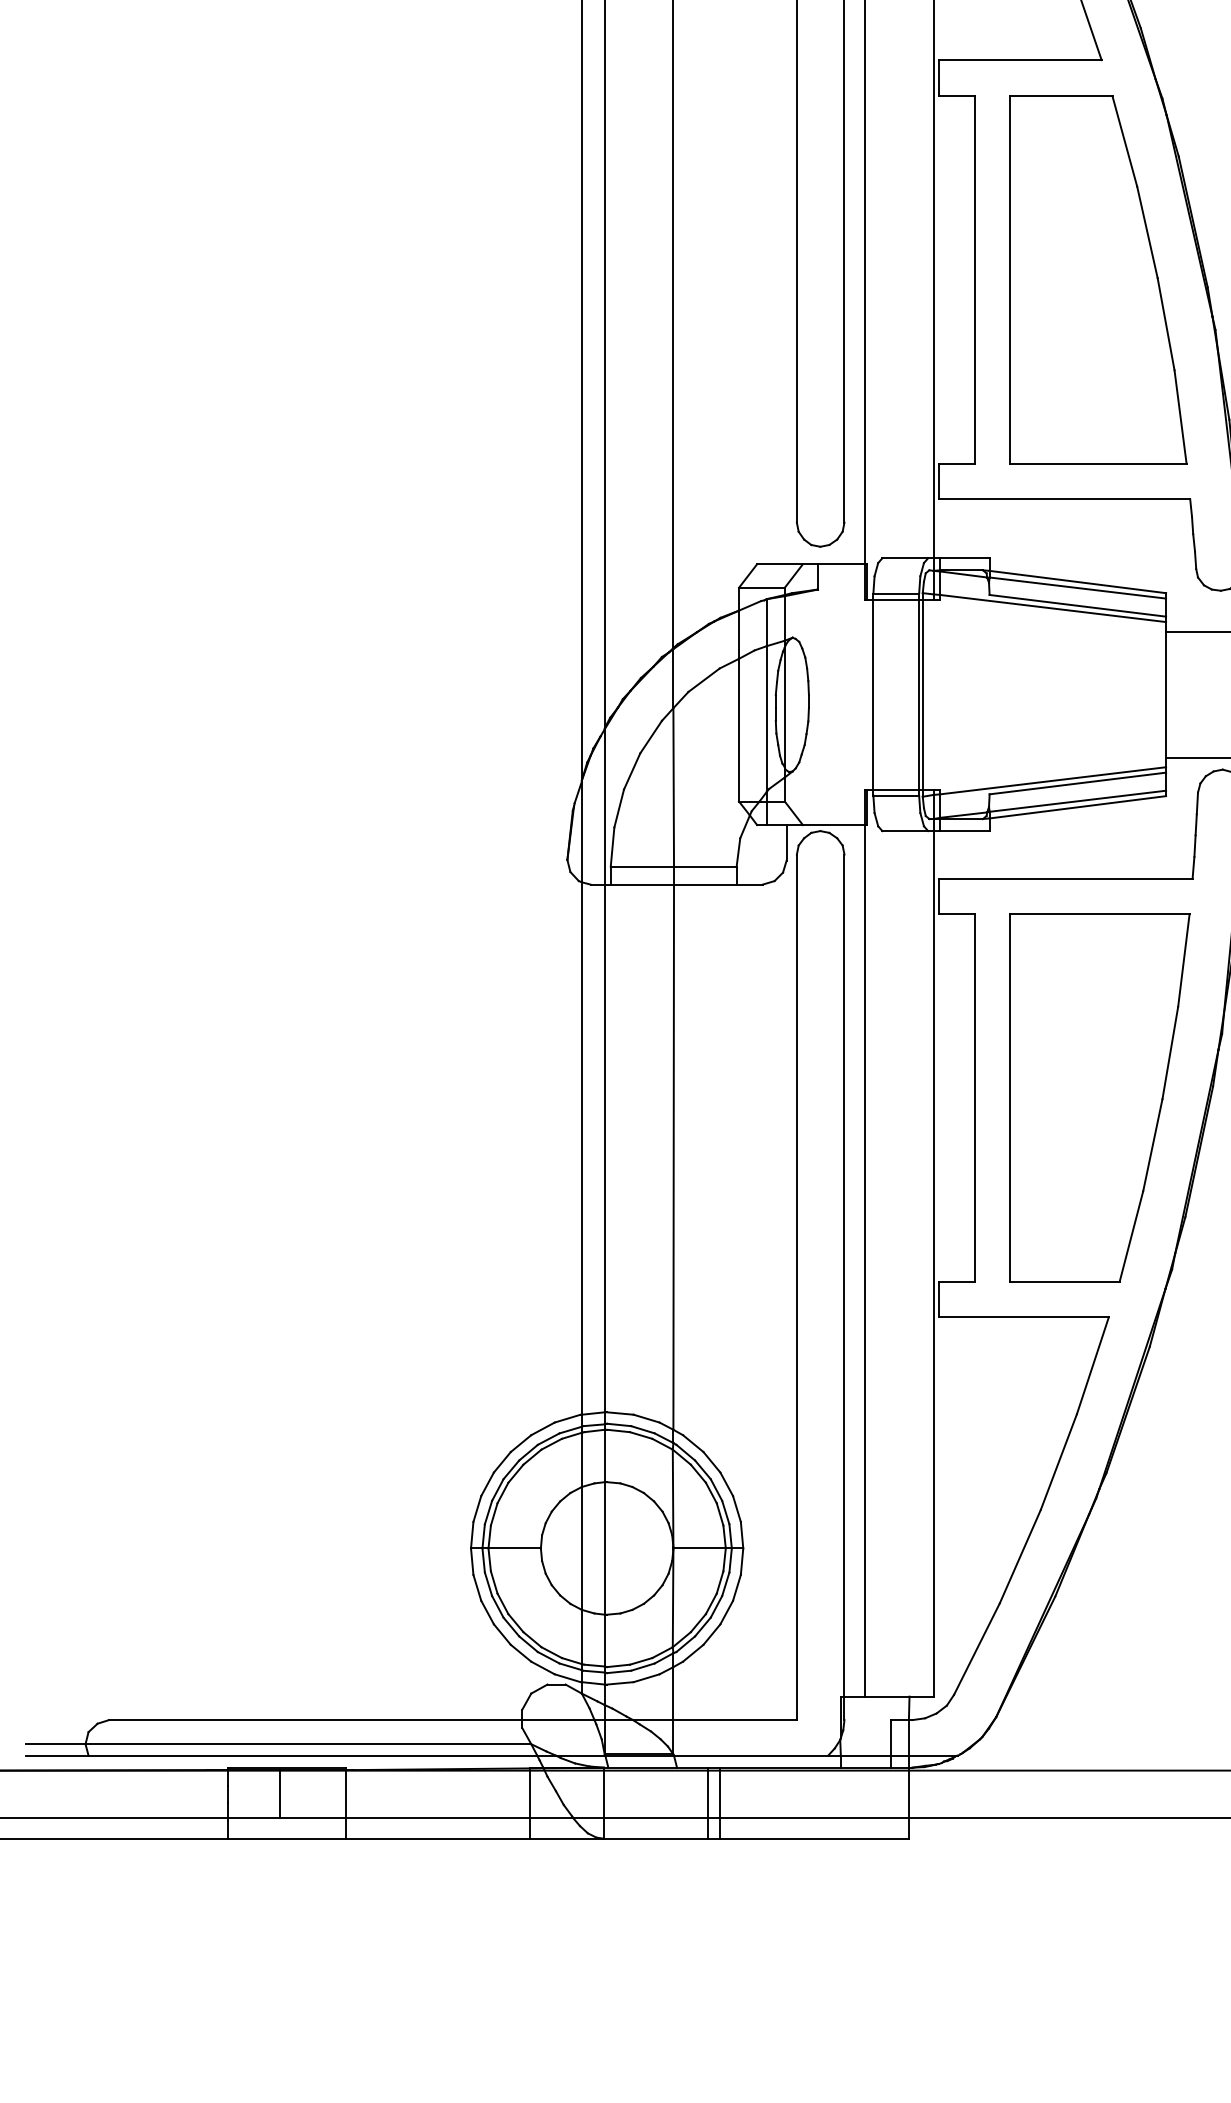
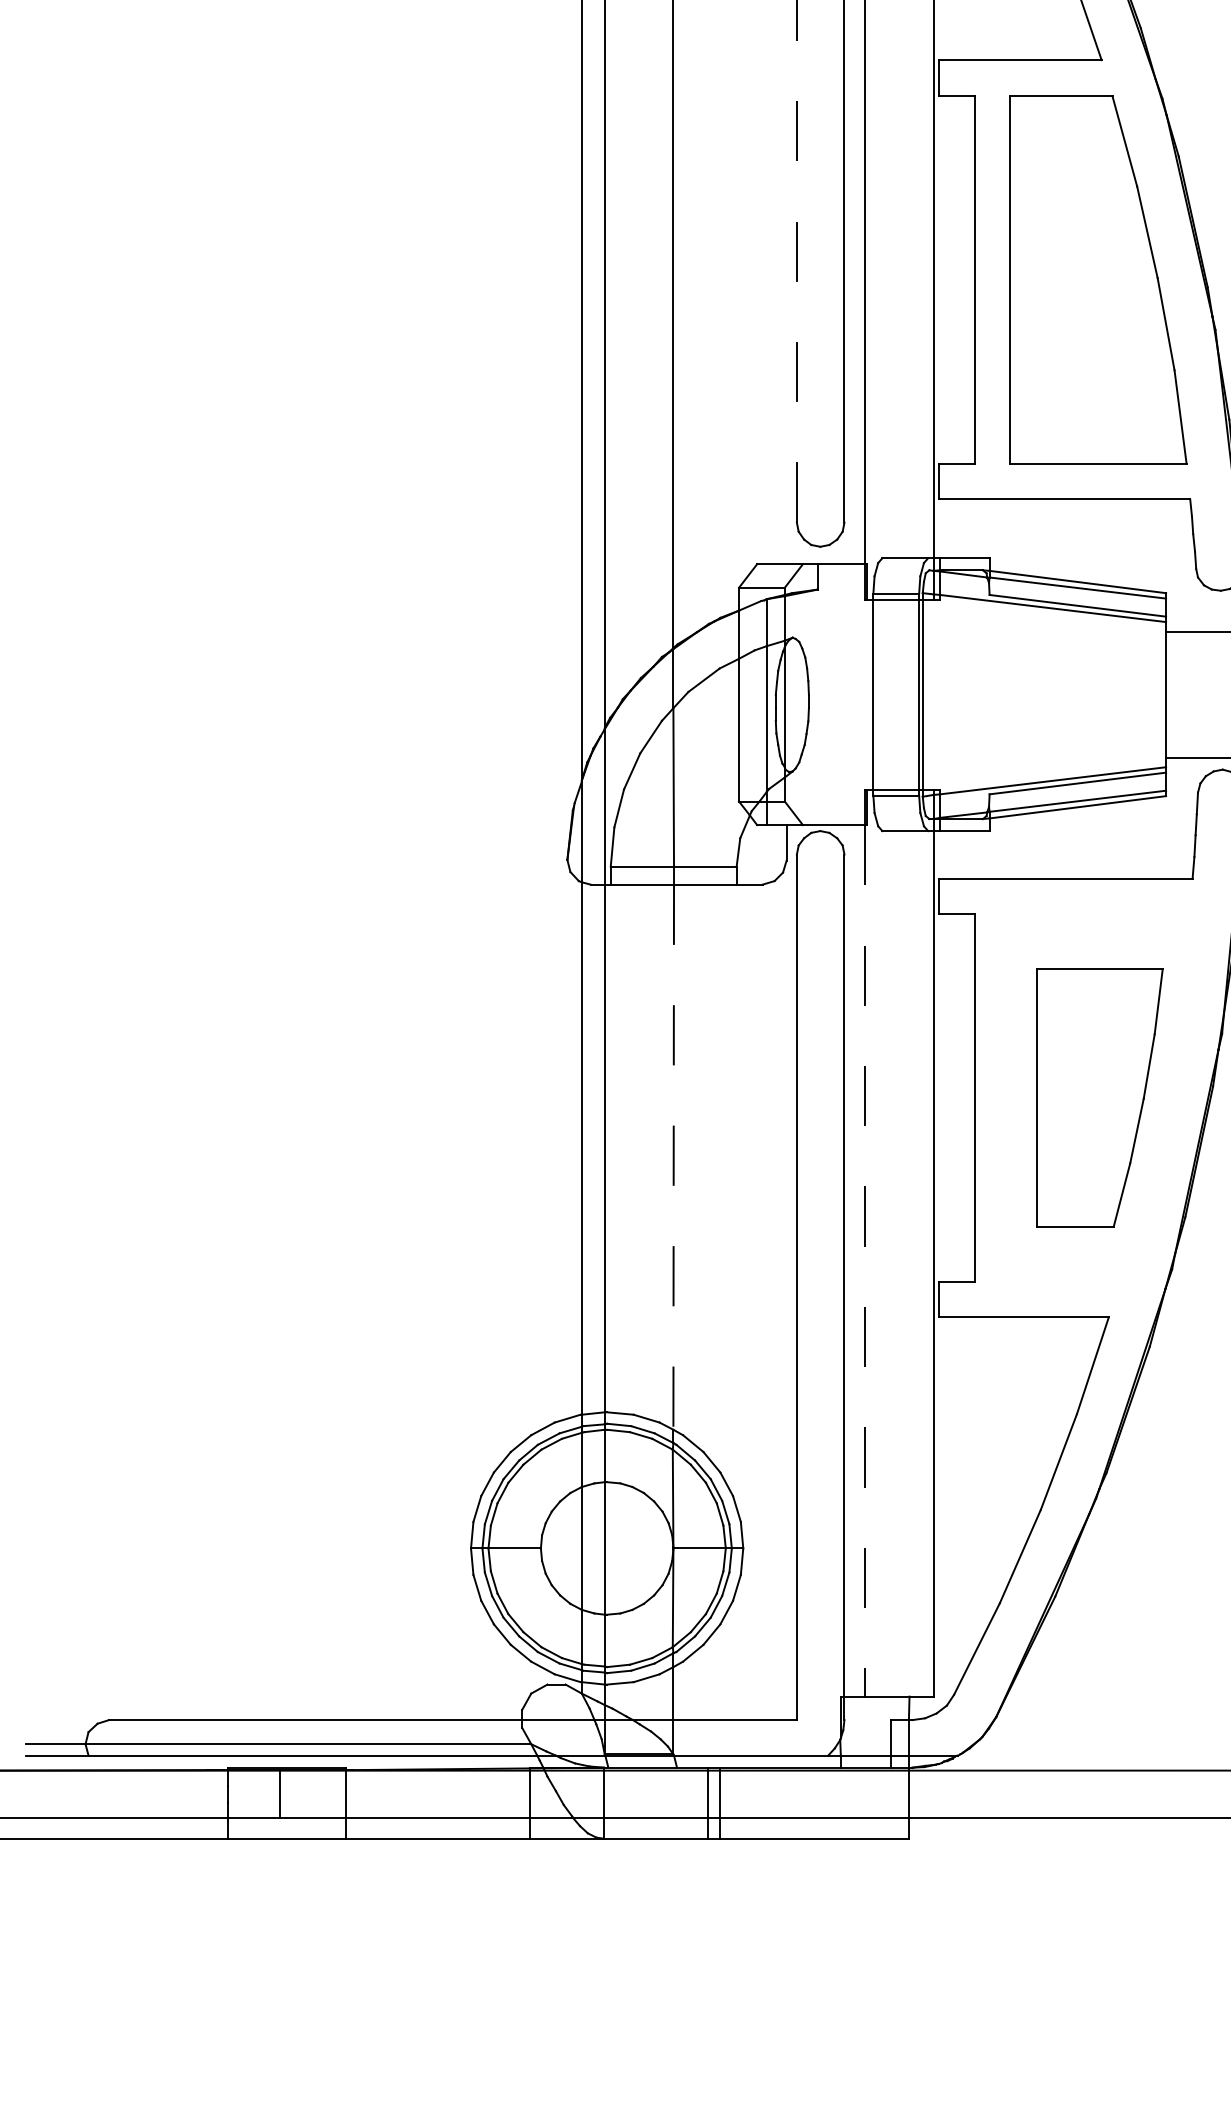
line: solid -> dashed (796, 261)
part size: 182x370 px -> 128x260 px (1099, 1097)
line: solid -> dashed (673, 1157)
line: solid -> dashed (864, 1260)
